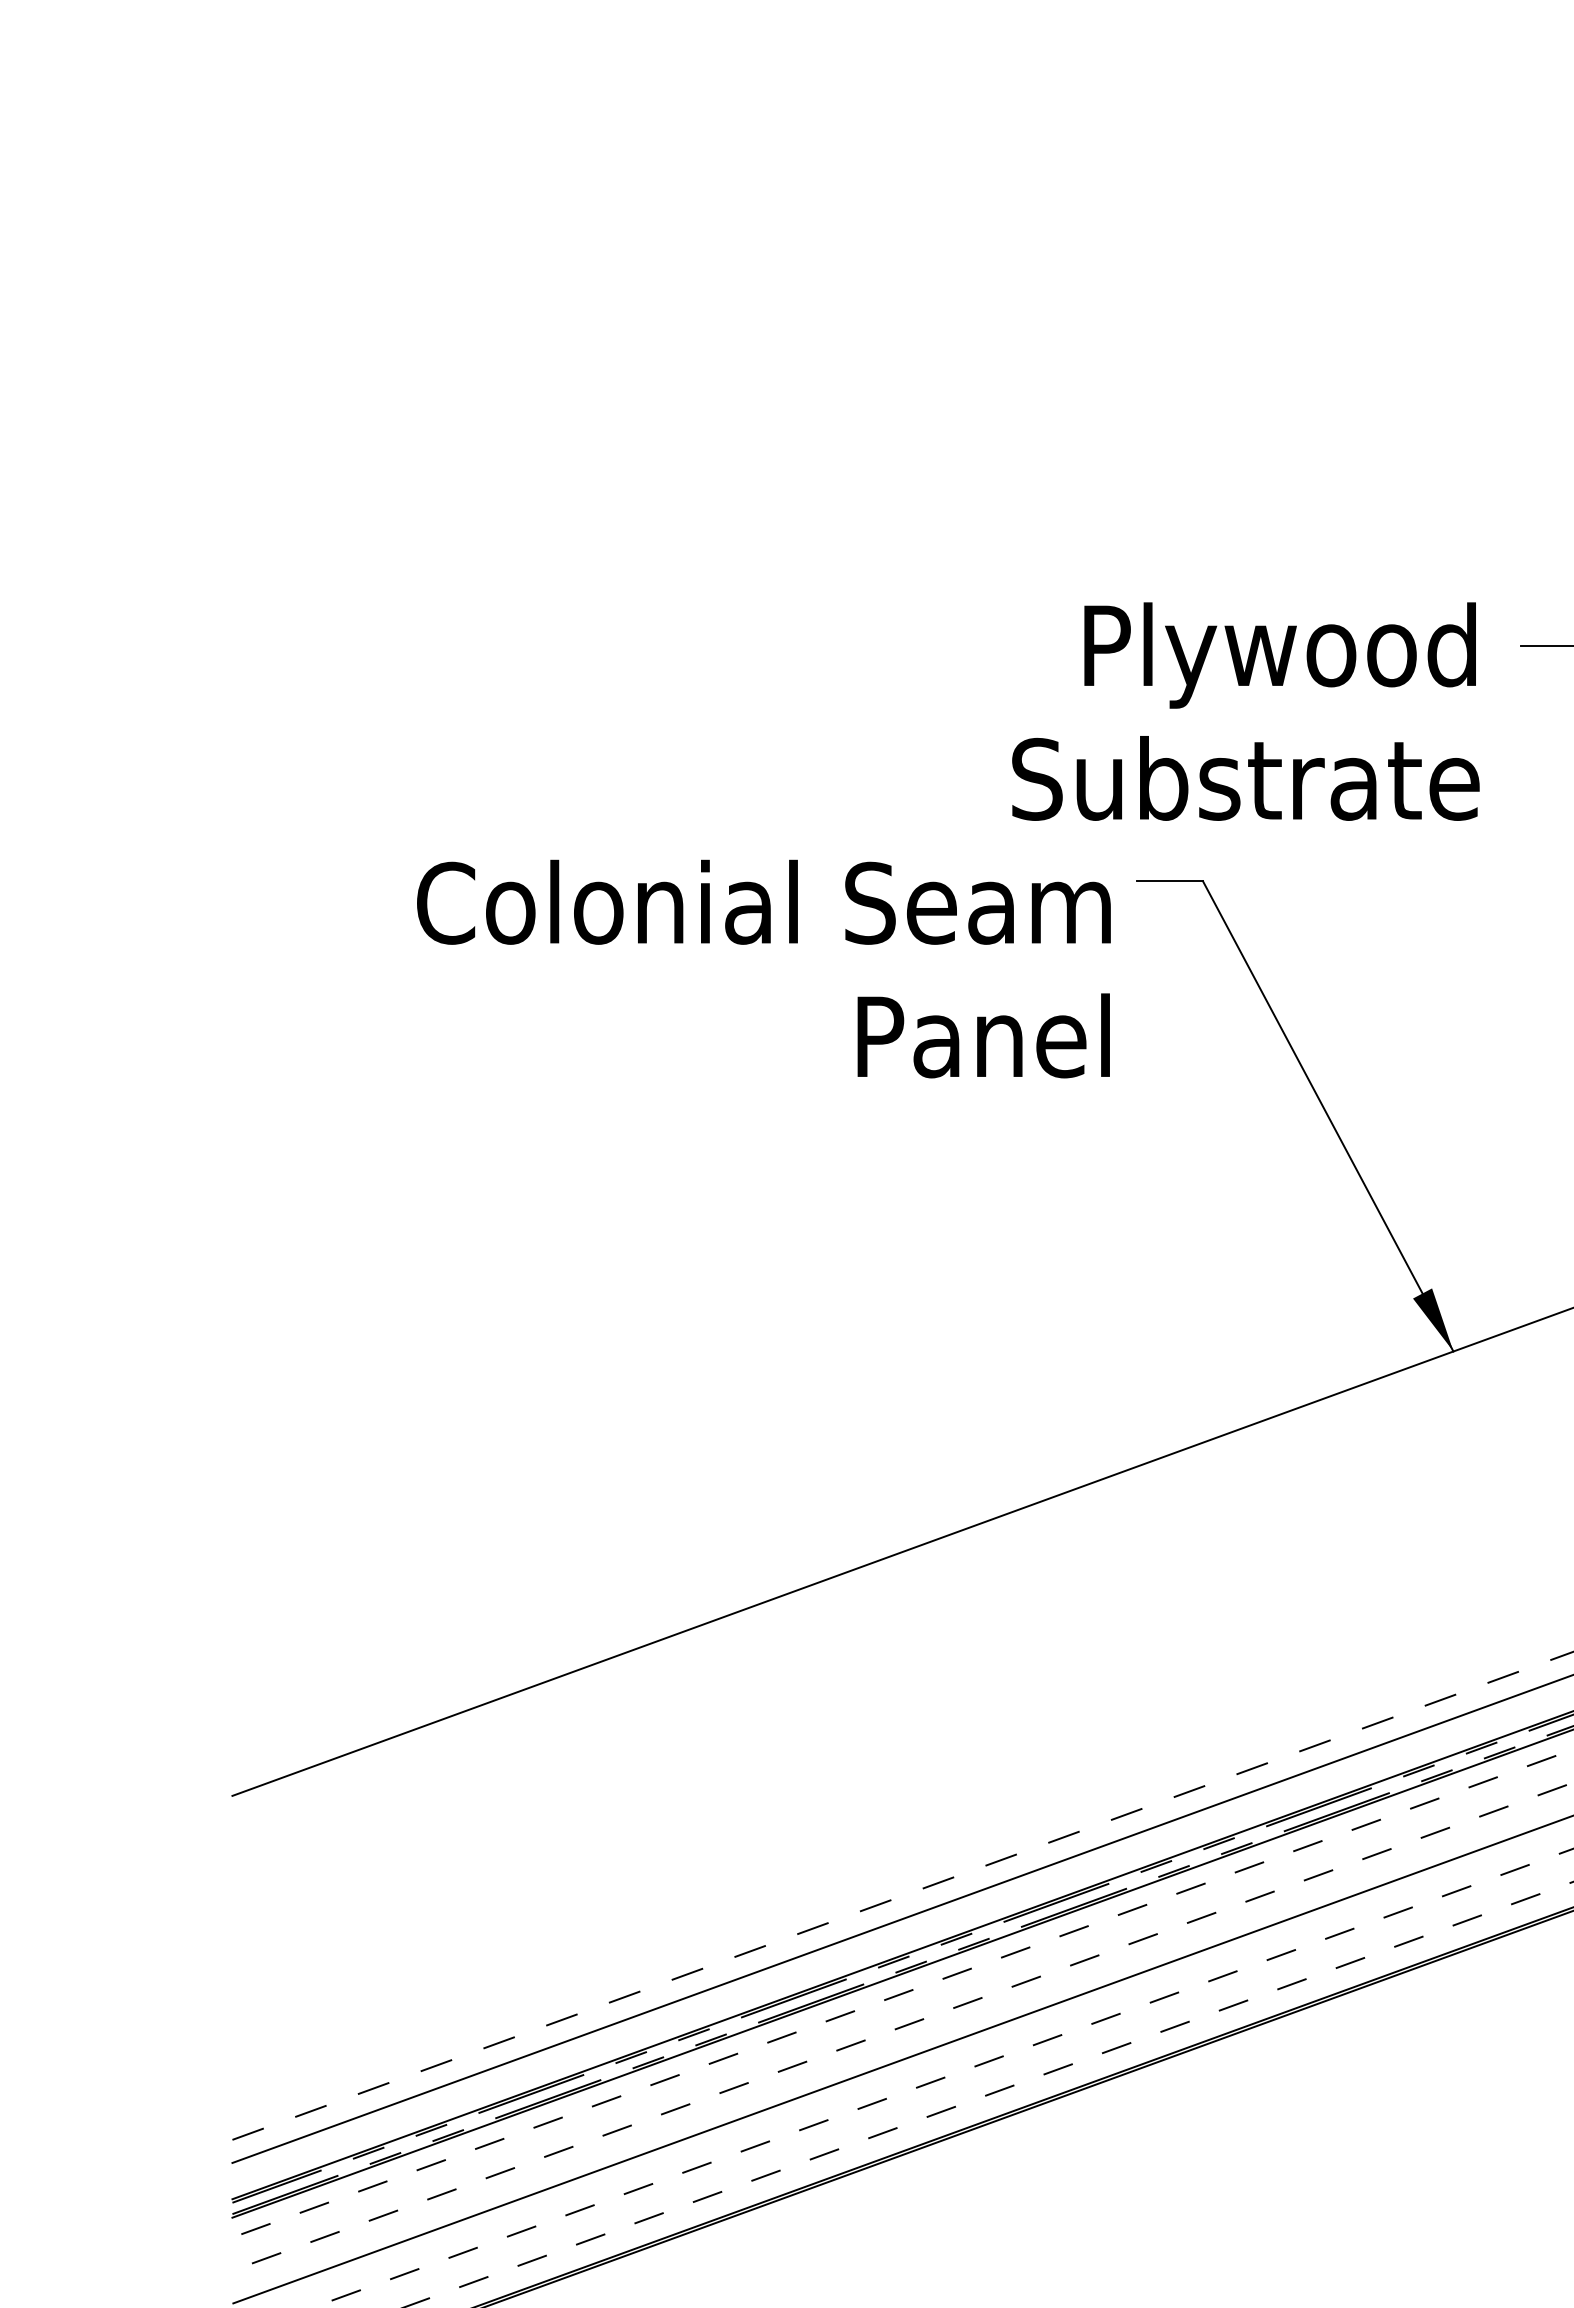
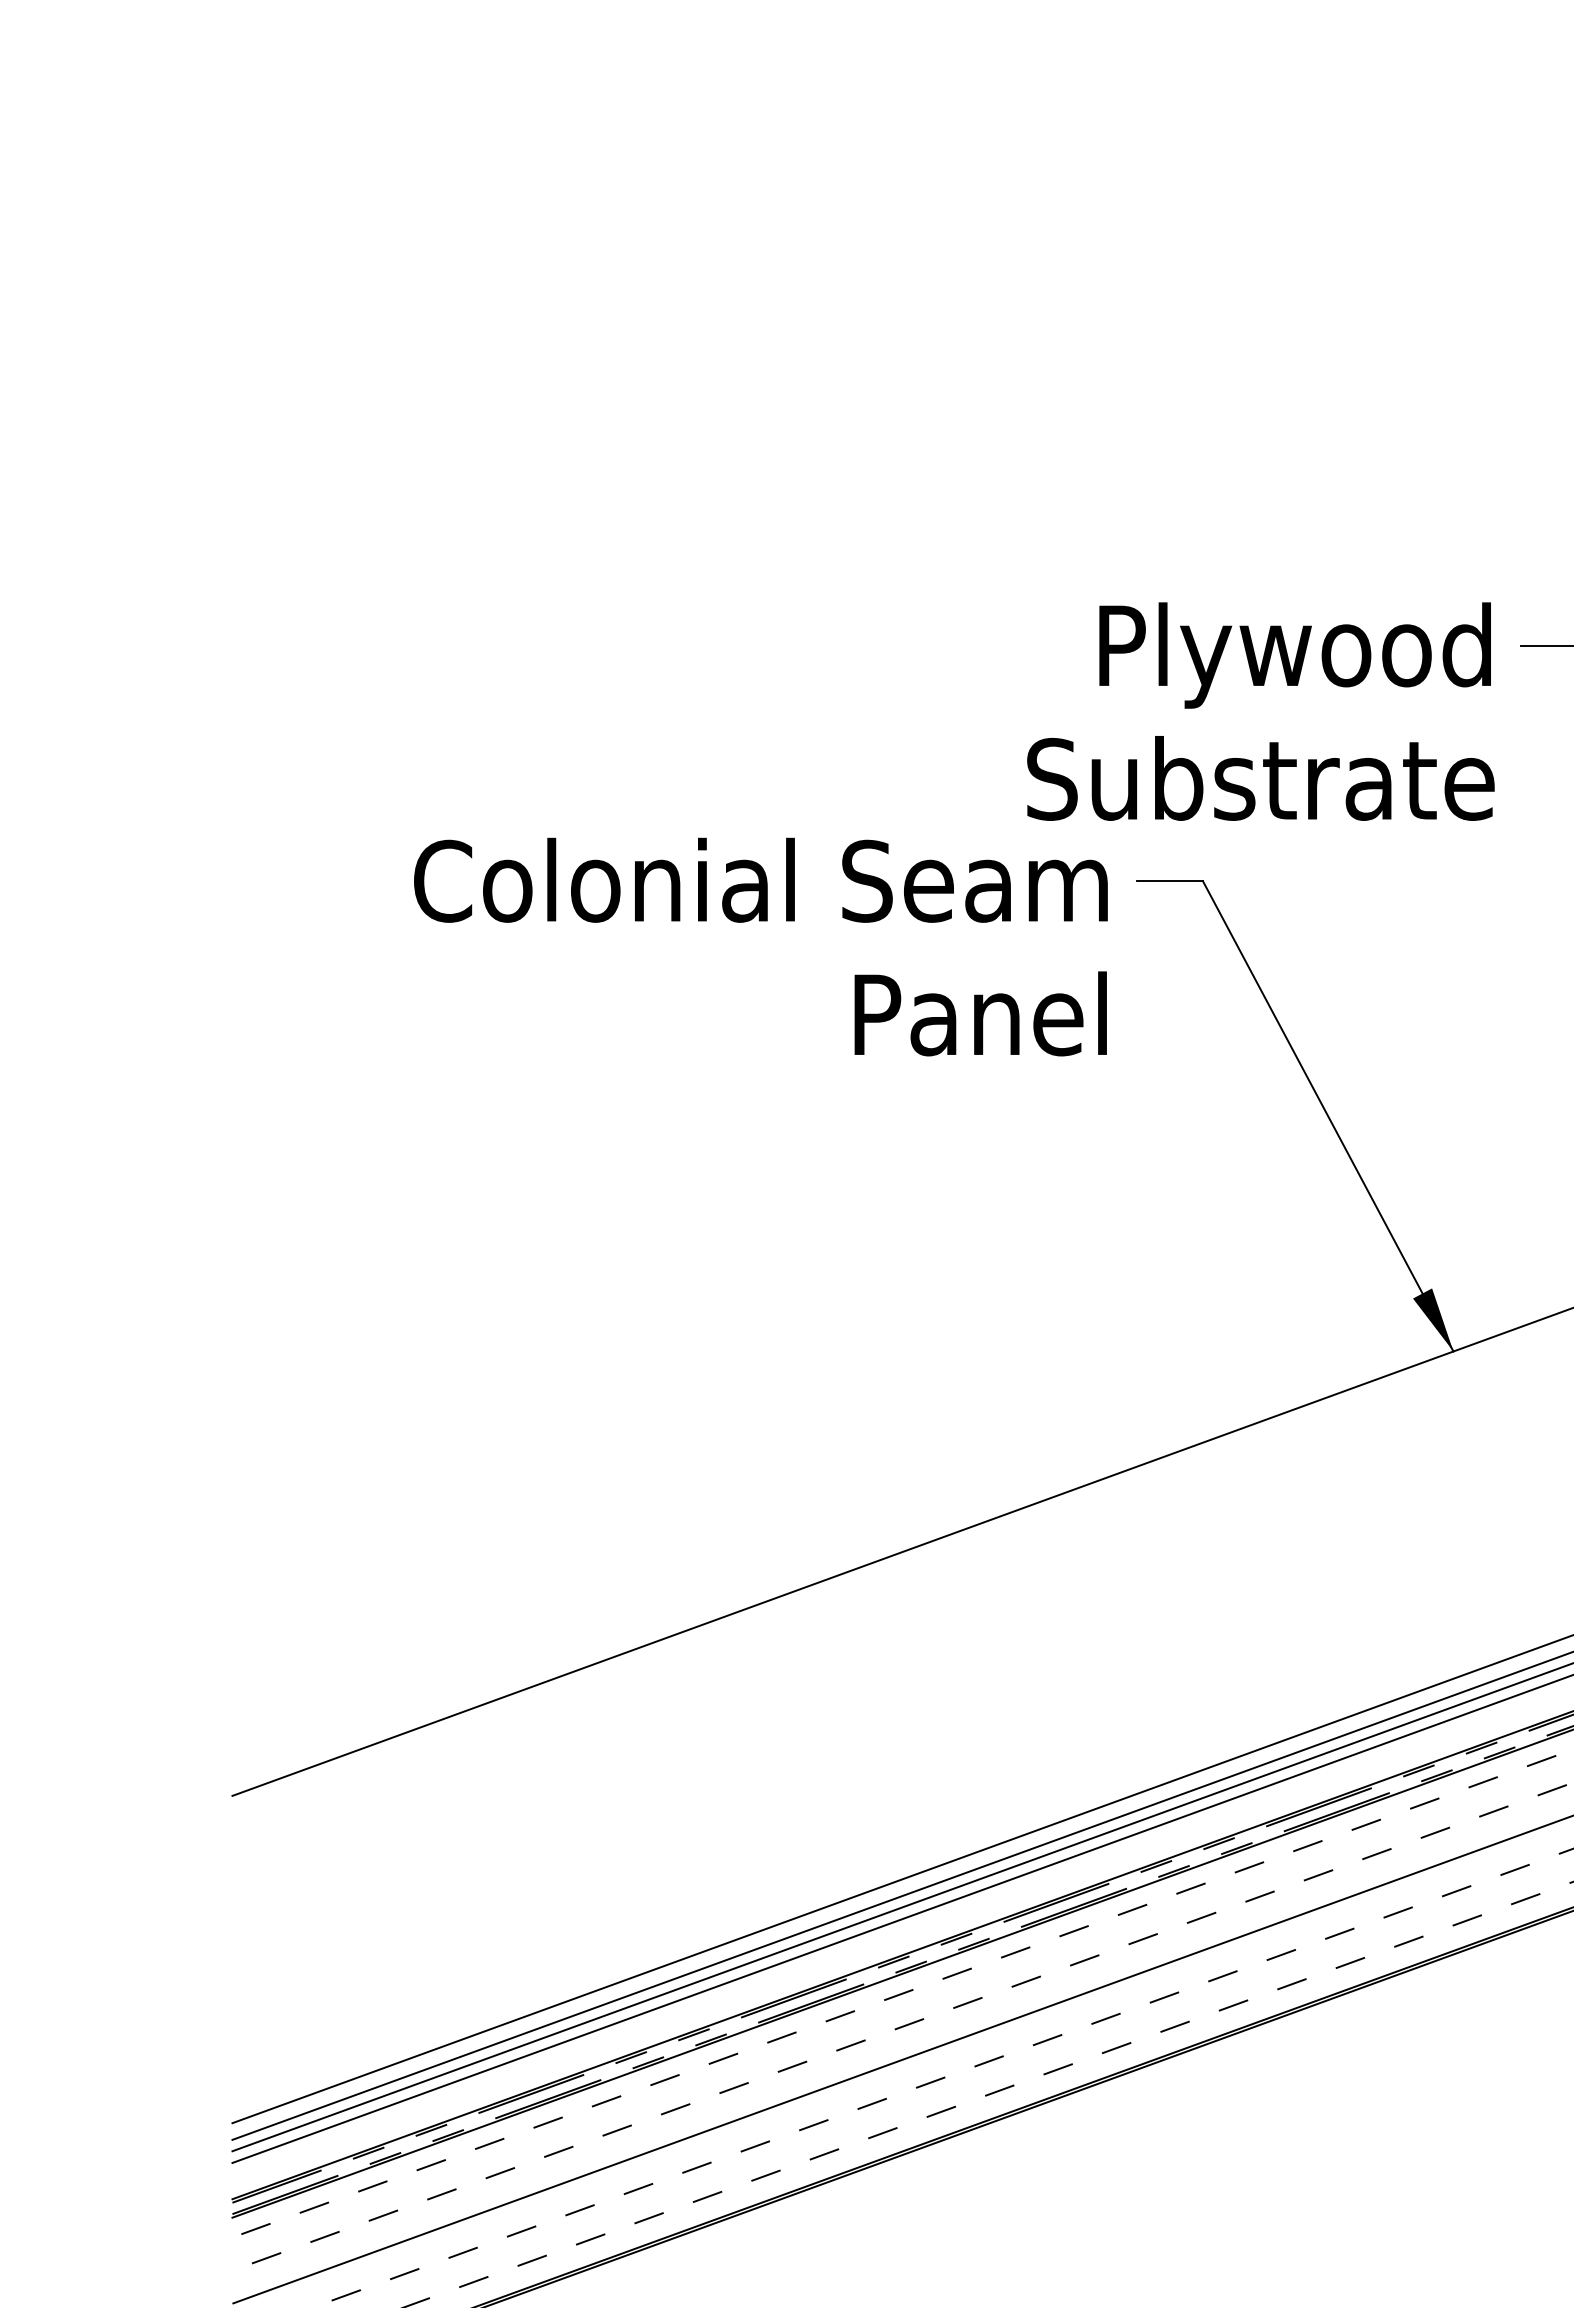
text position: (1245, 711) -> (1260, 711) (1260, 711)
text position: (763, 968) -> (760, 946) (760, 946)
line: none -> present (901, 1879)
line: dashed -> solid (903, 1895)
line: none -> present (901, 1907)
